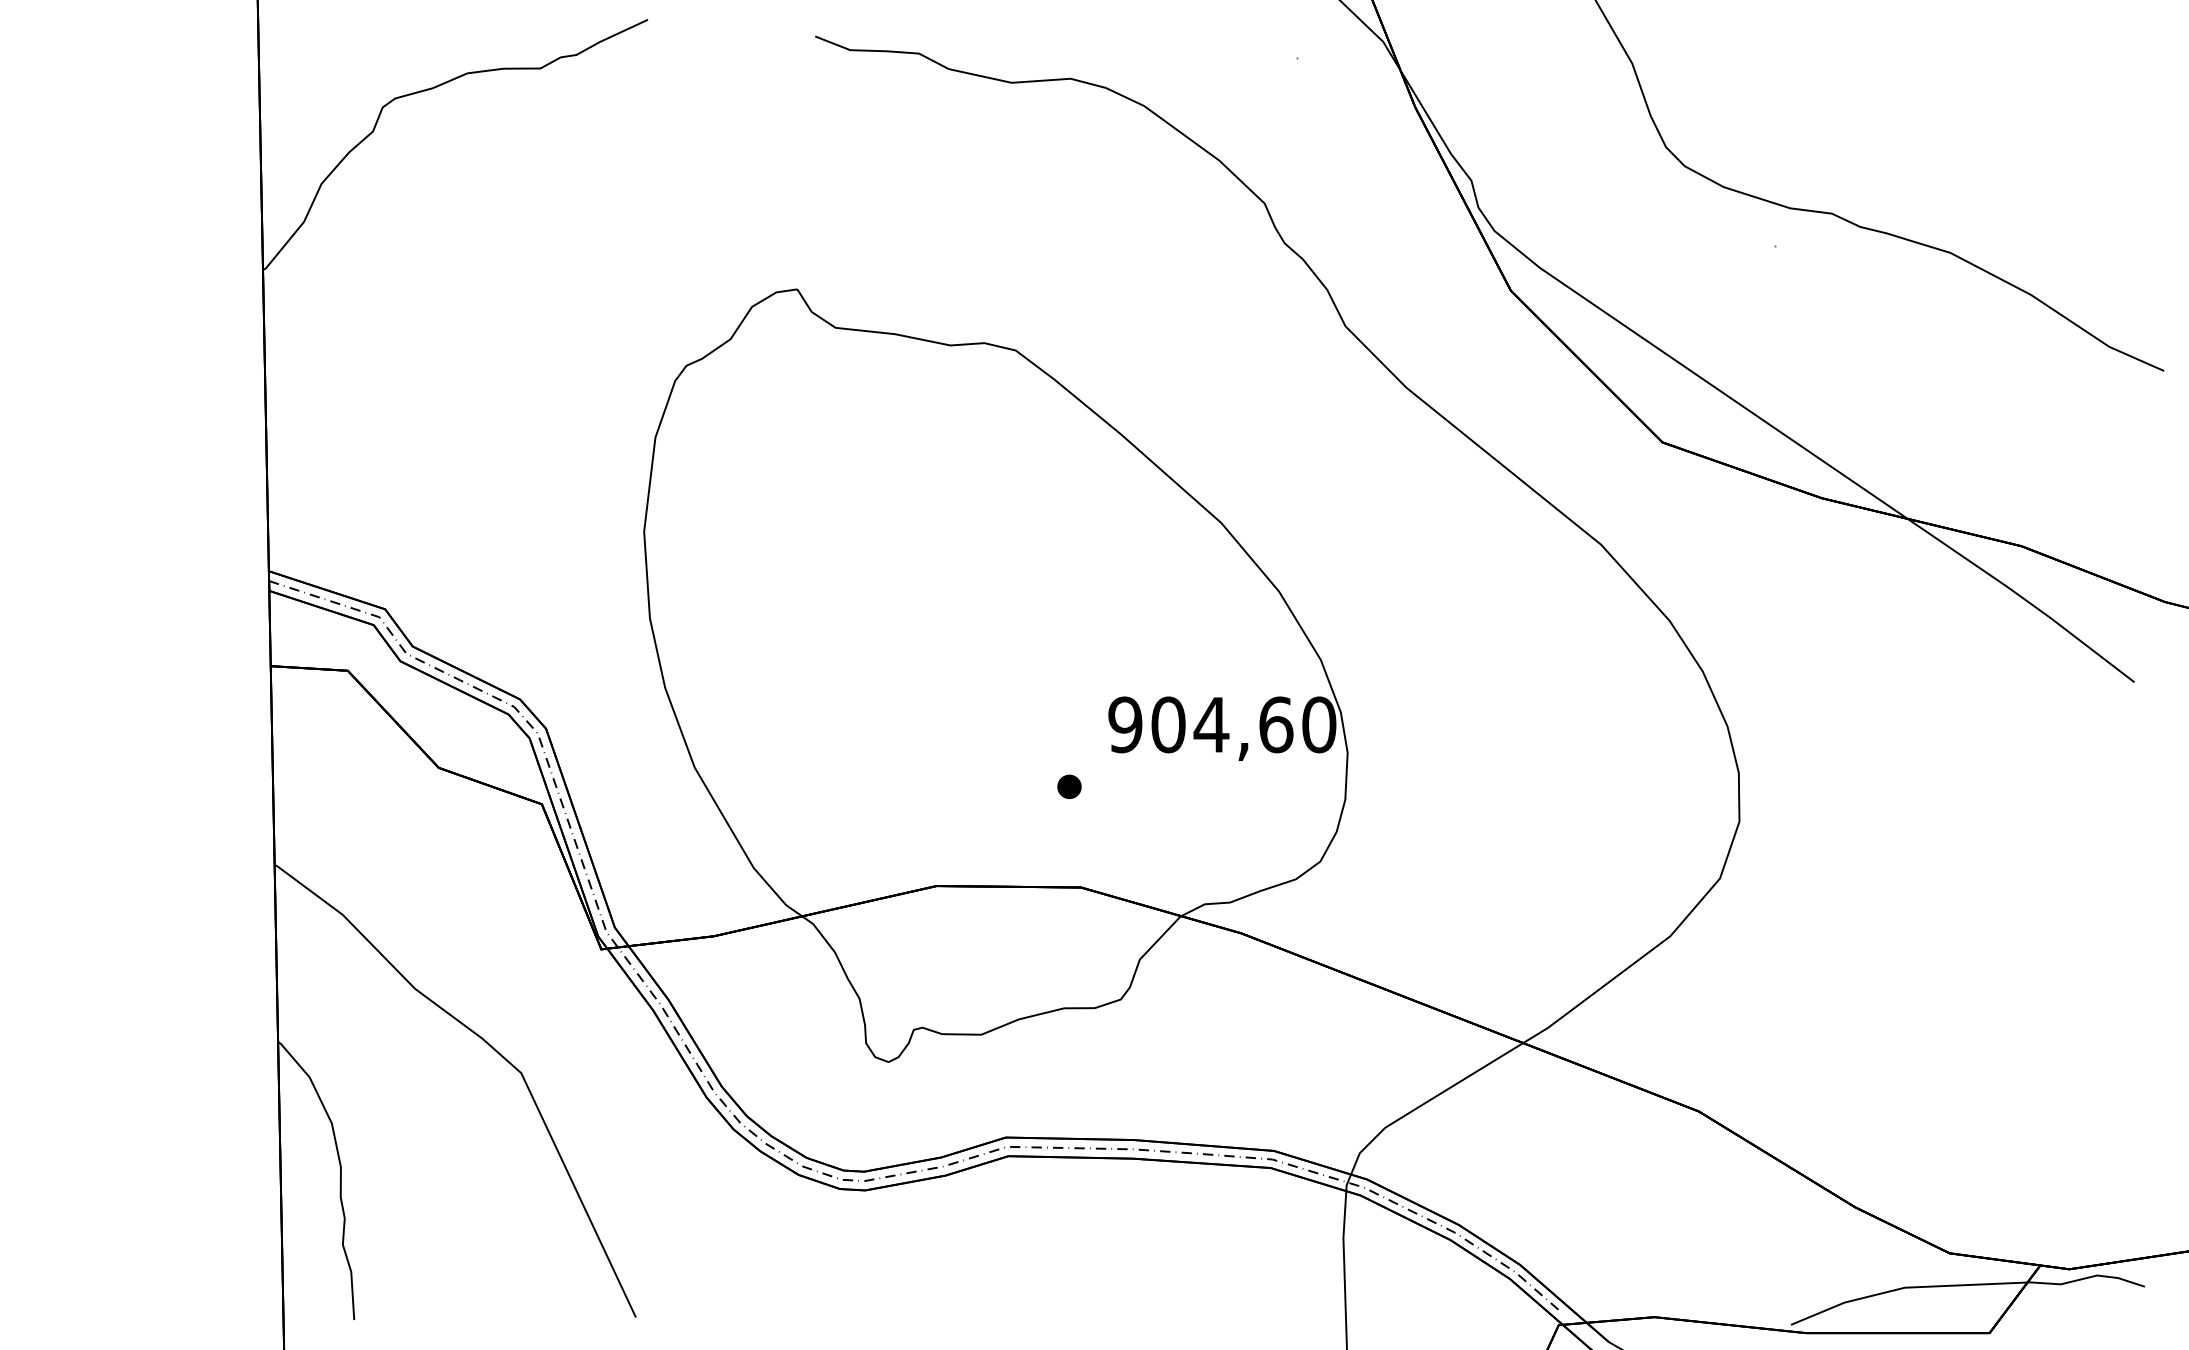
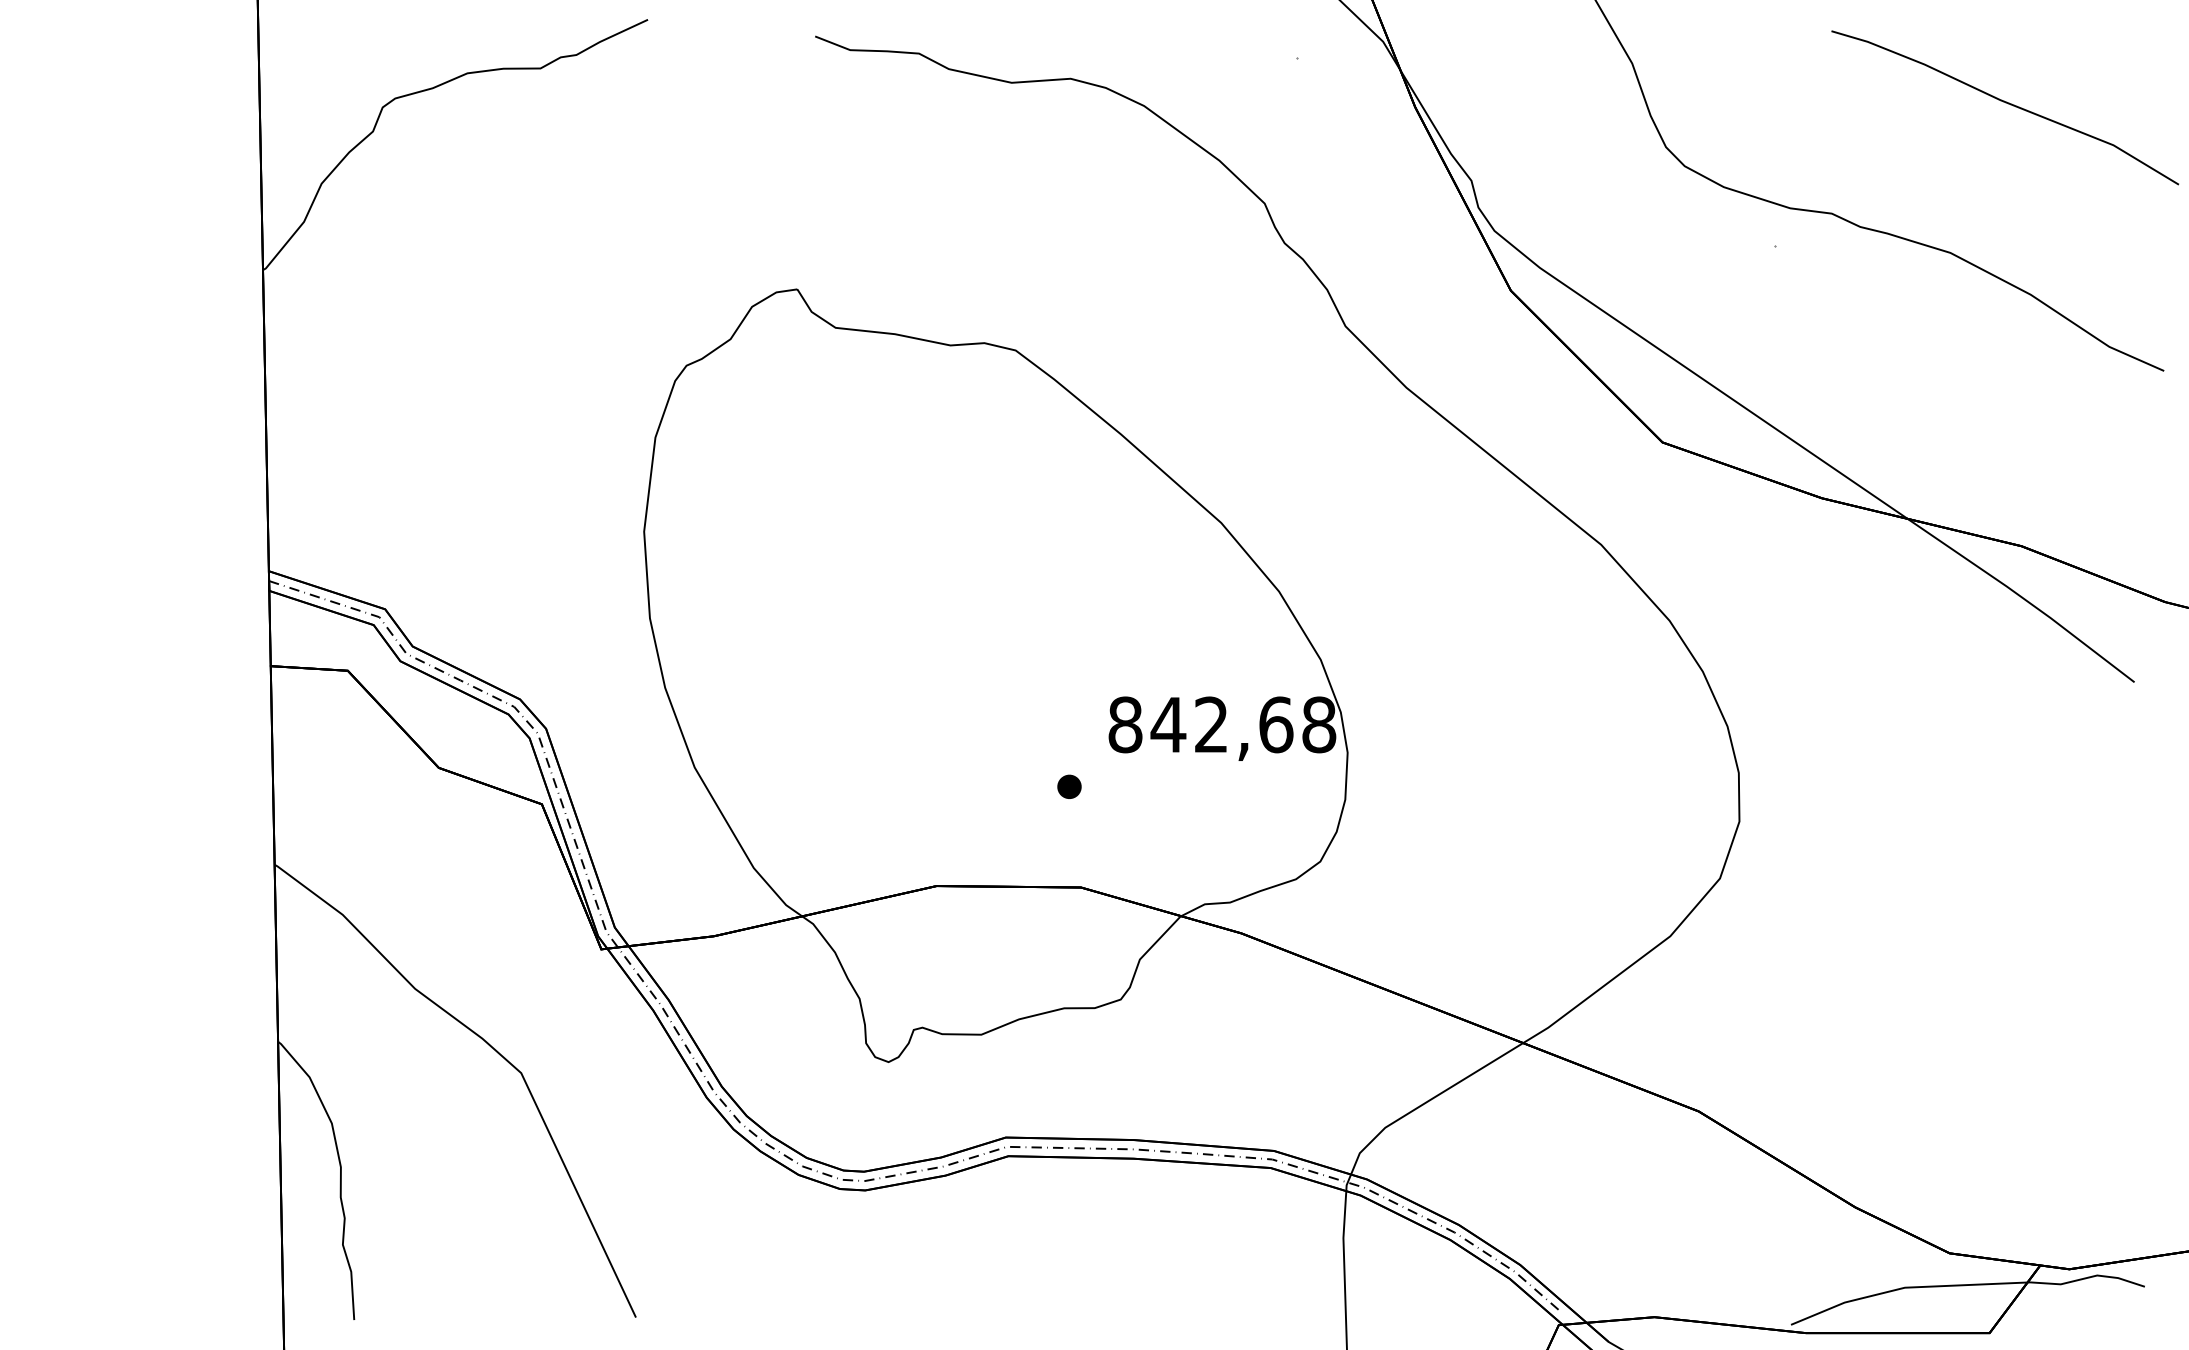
curve: none -> present (2005, 103)
text: 904,60 -> 842,68 (1222, 724)
